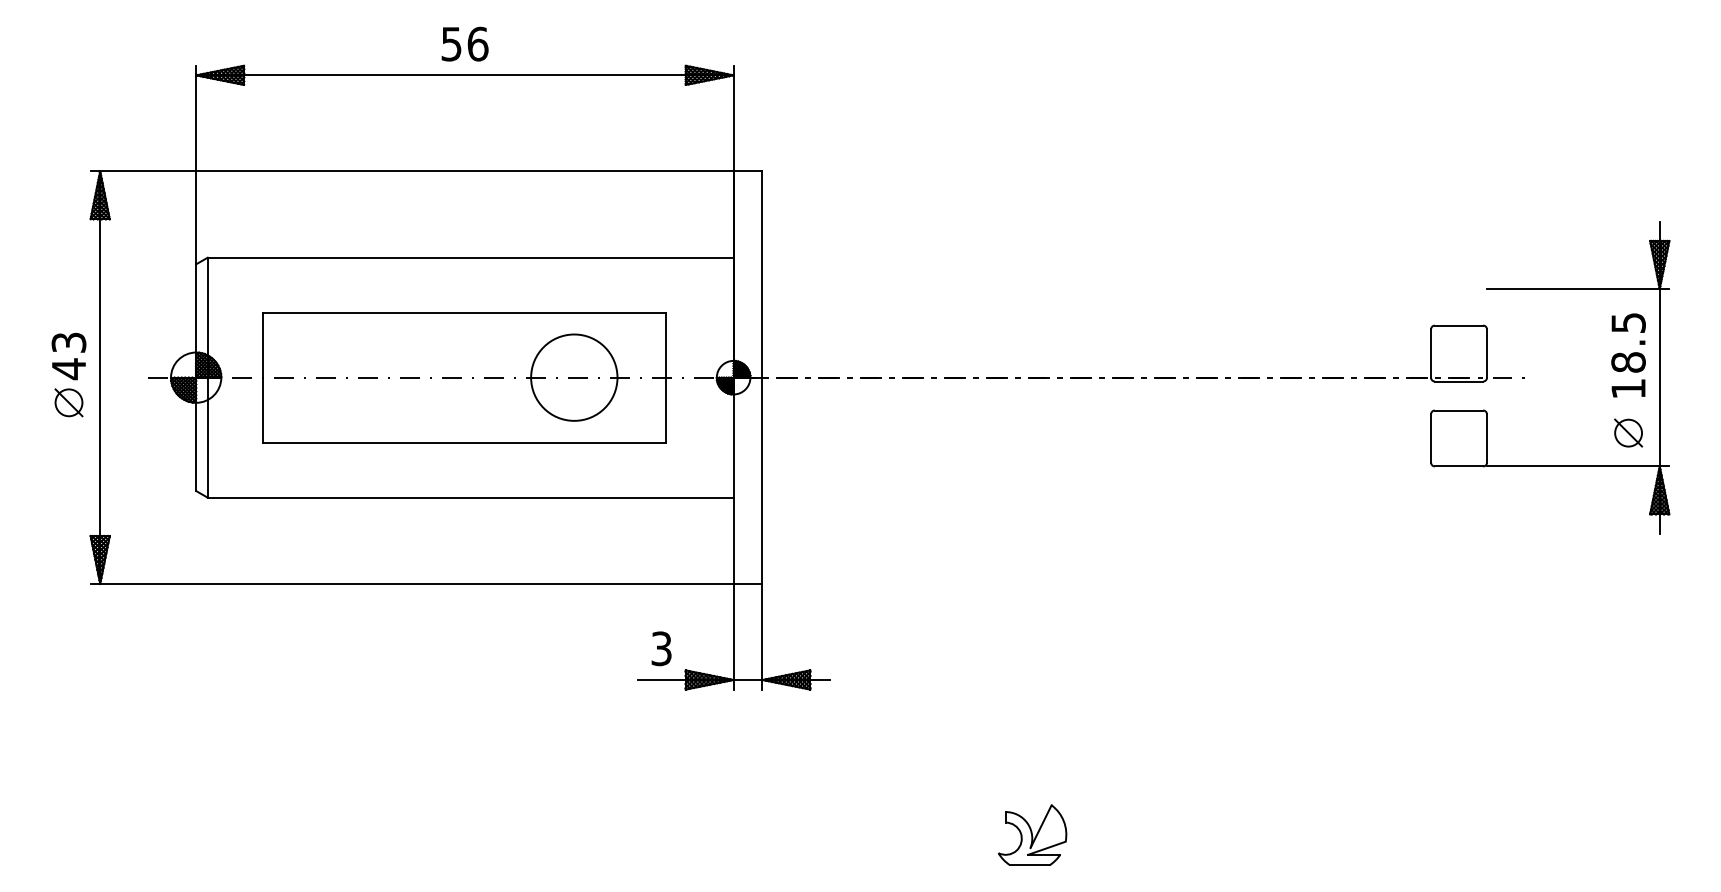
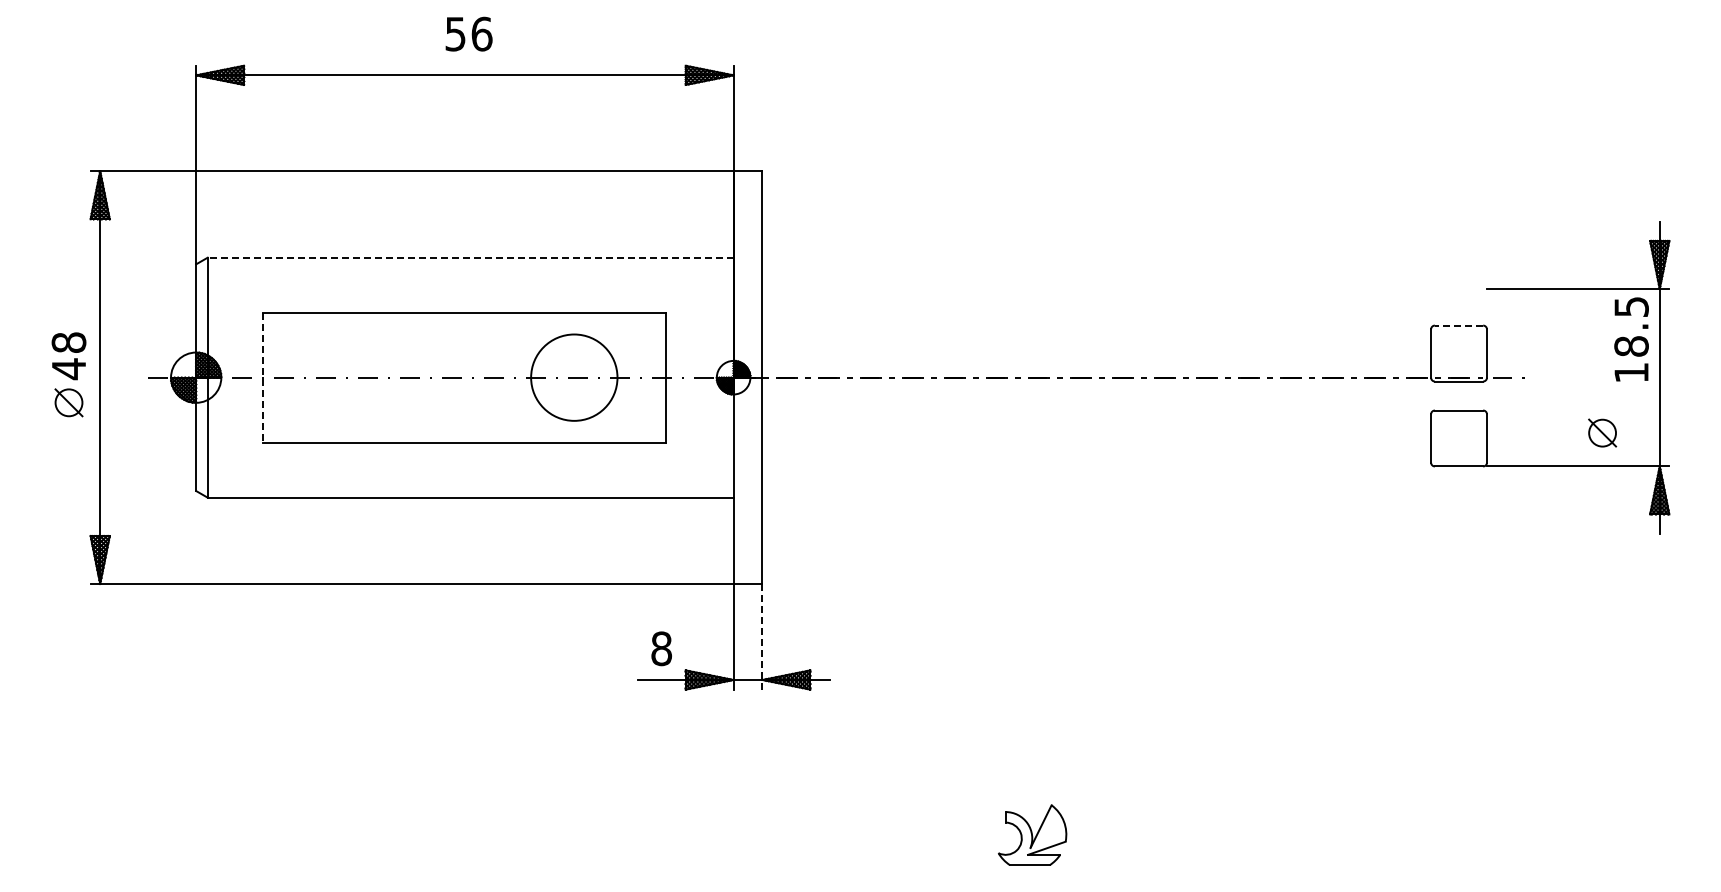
text position: (464, 43) -> (468, 33) (468, 33)
line: solid -> dashed (470, 257)
line: solid -> dashed (1458, 325)
text: 43 -> 48 (68, 342)
text position: (1628, 355) -> (1631, 339) (1631, 339)
line: solid -> dashed (263, 378)
part position: (1628, 432) -> (1602, 432) (1602, 432)
line: solid -> dashed (762, 636)
text: 3 -> 8 (661, 648)
